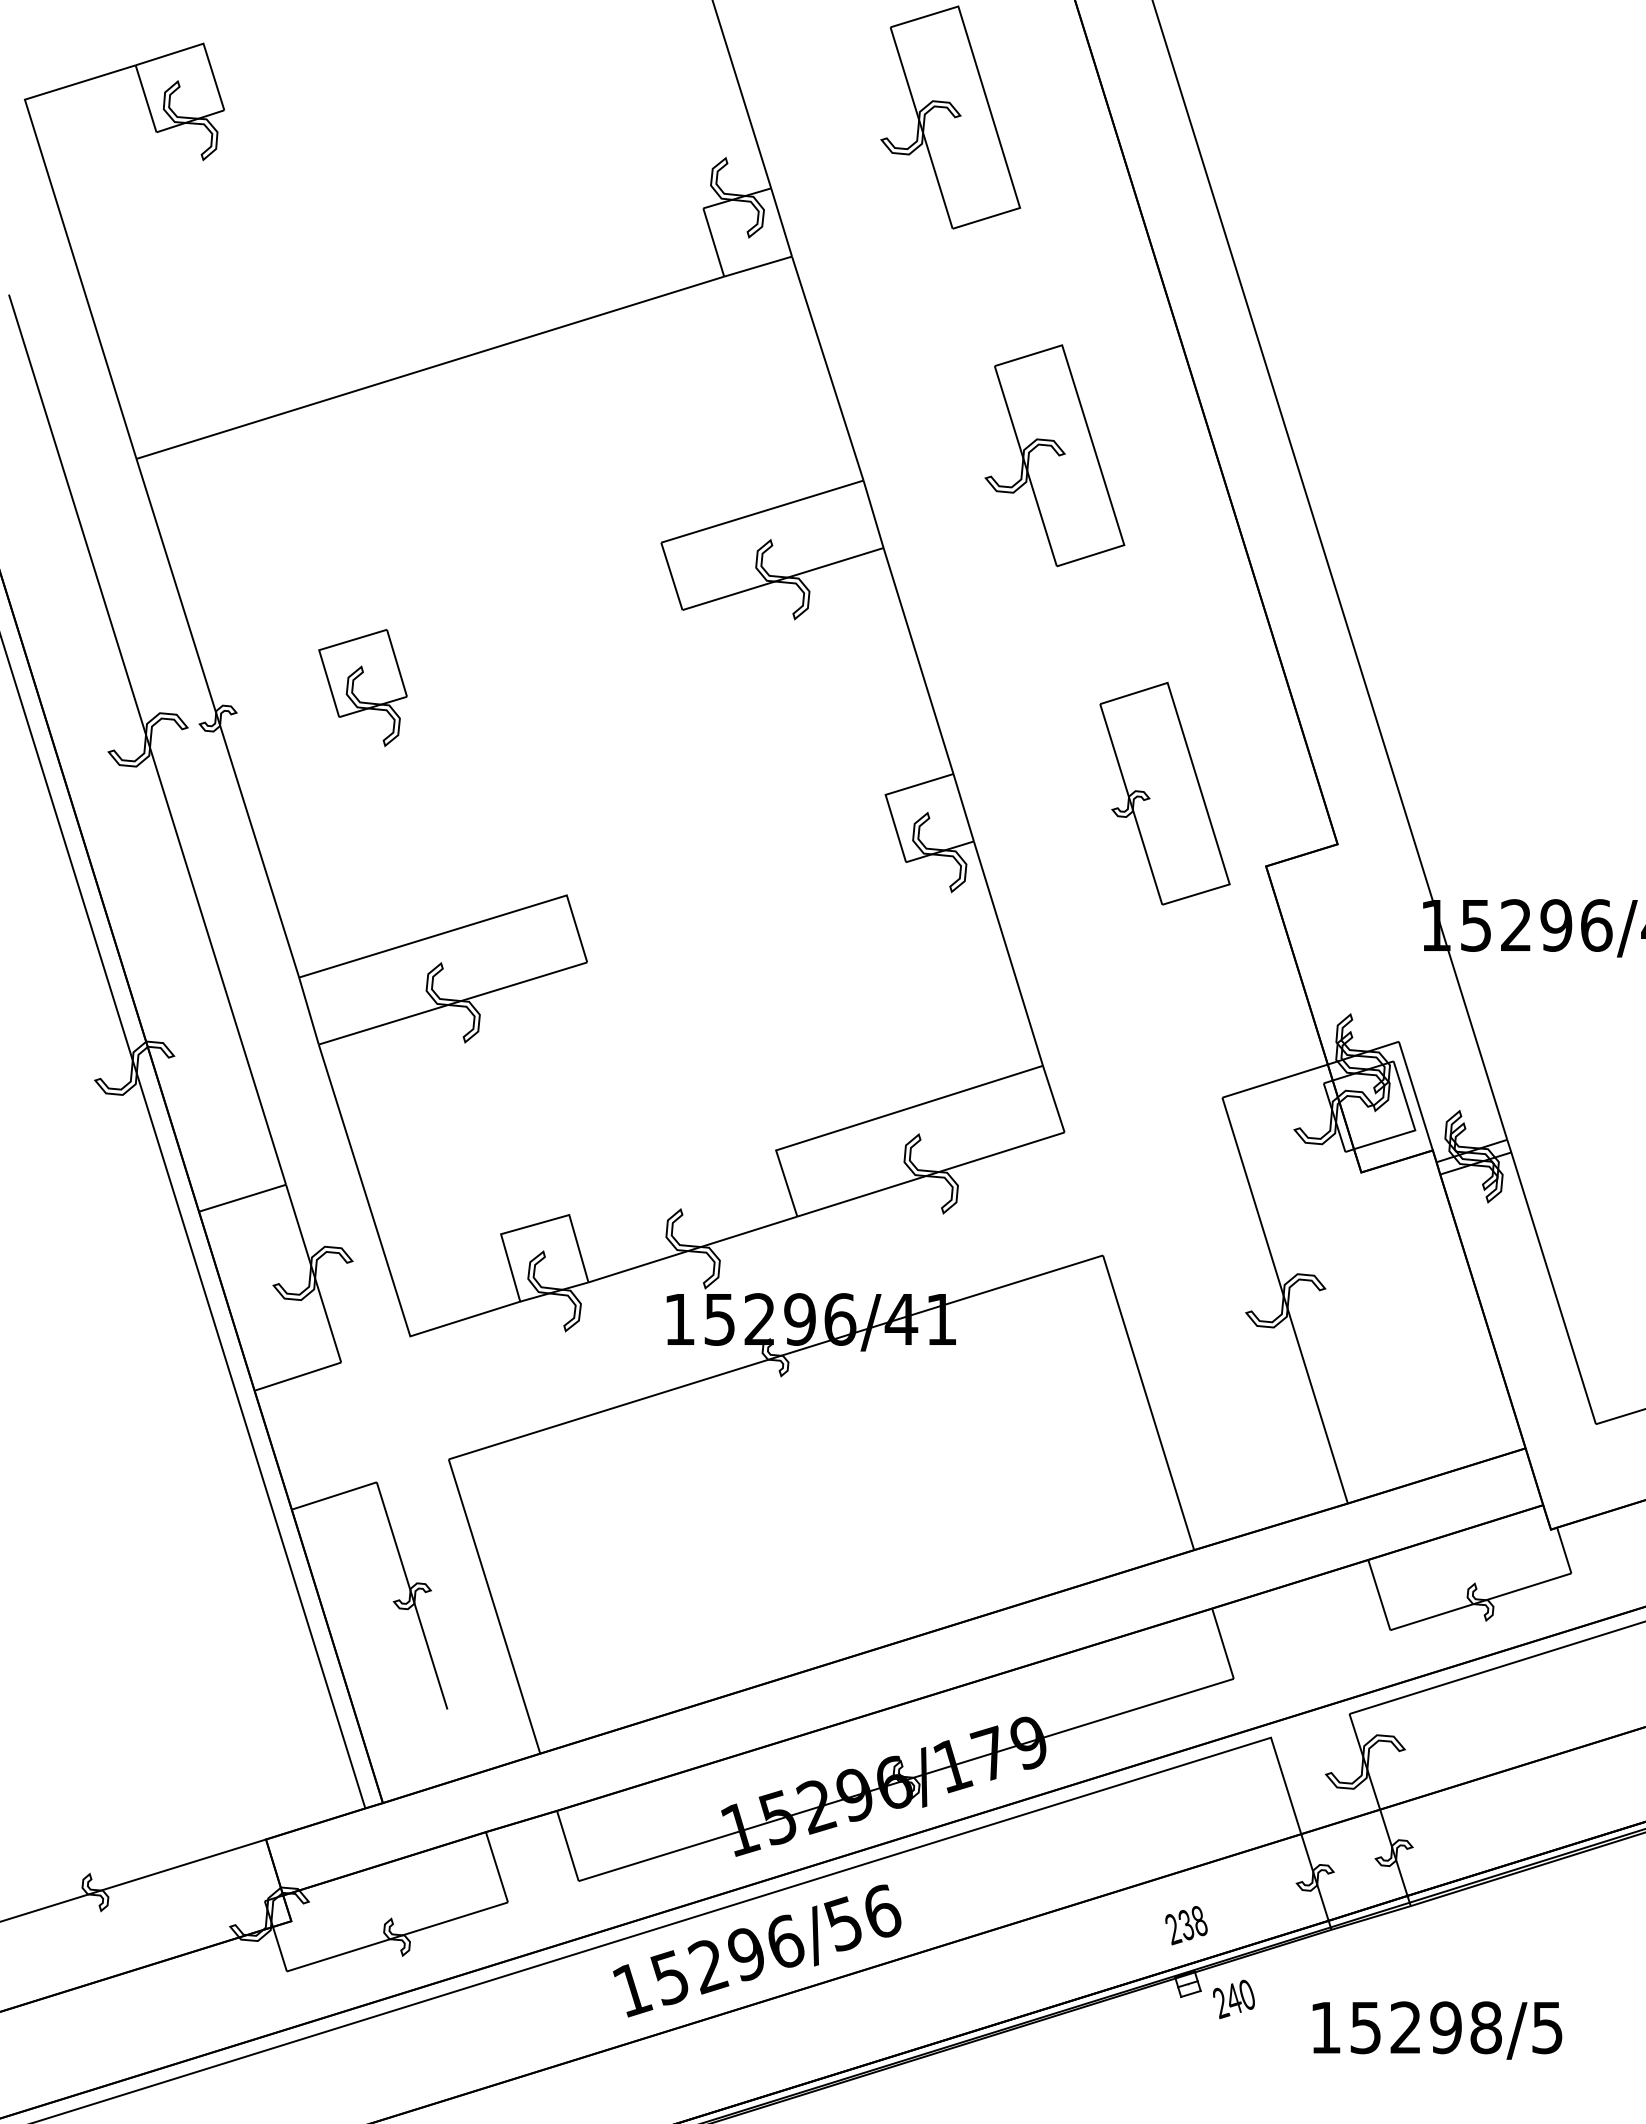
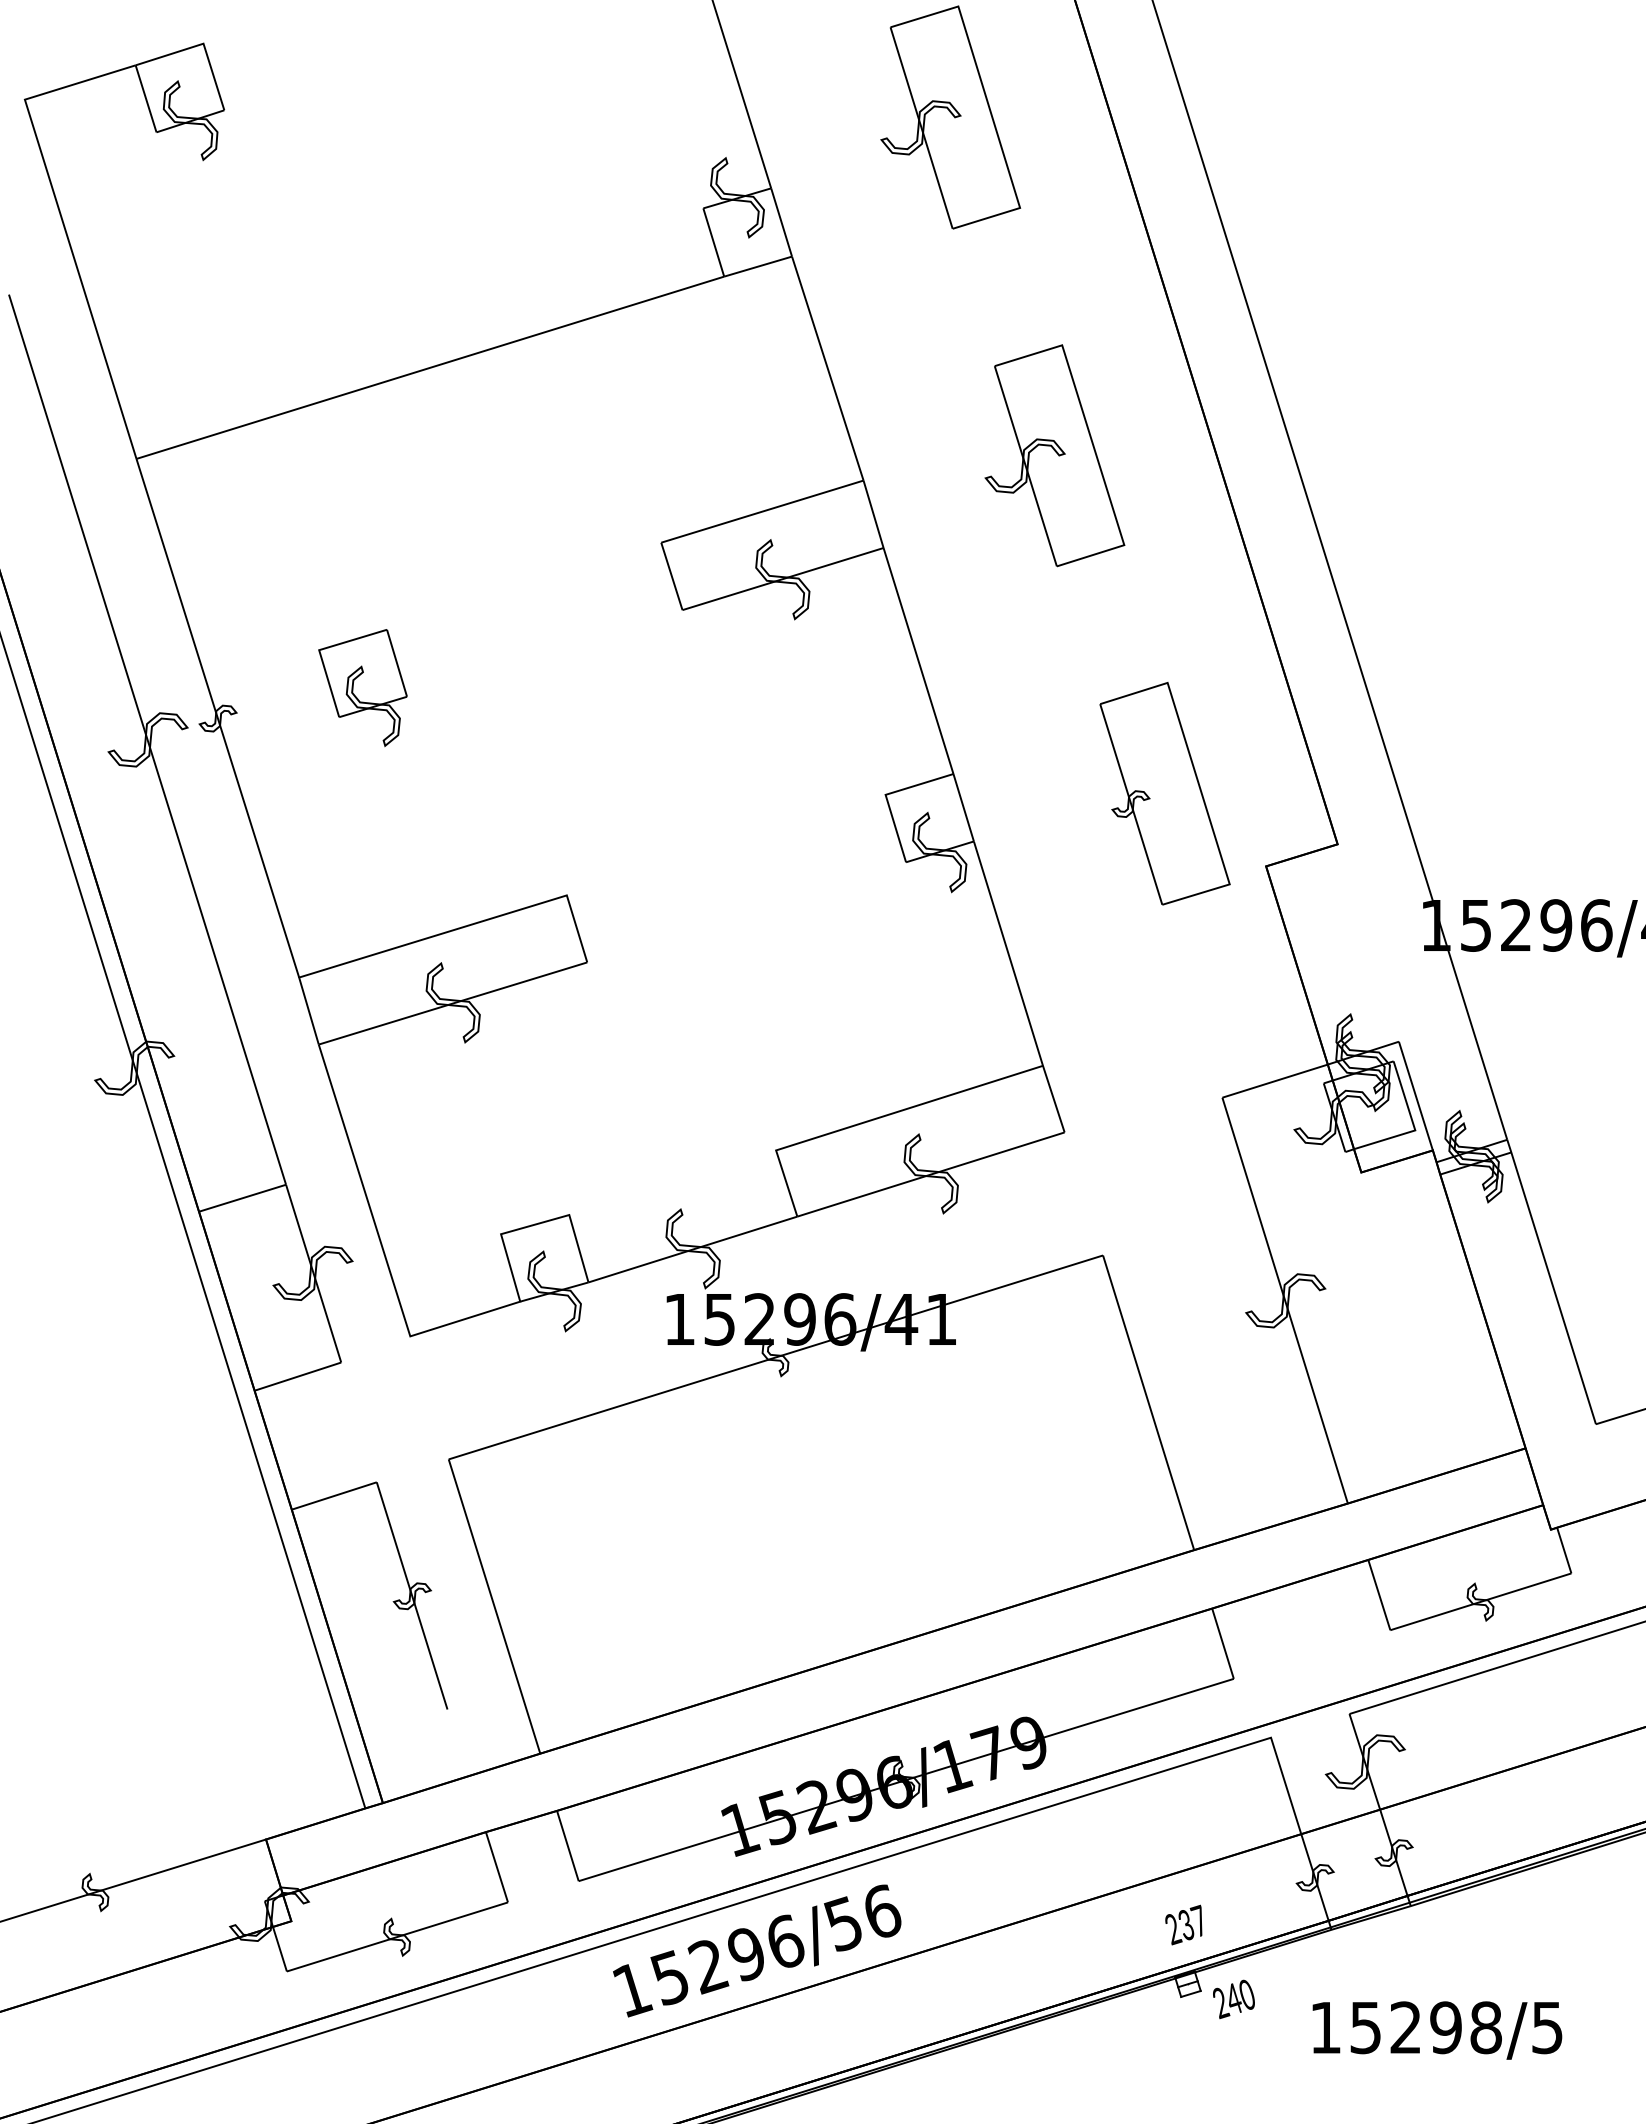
text: 238 -> 237 (1198, 1920)
